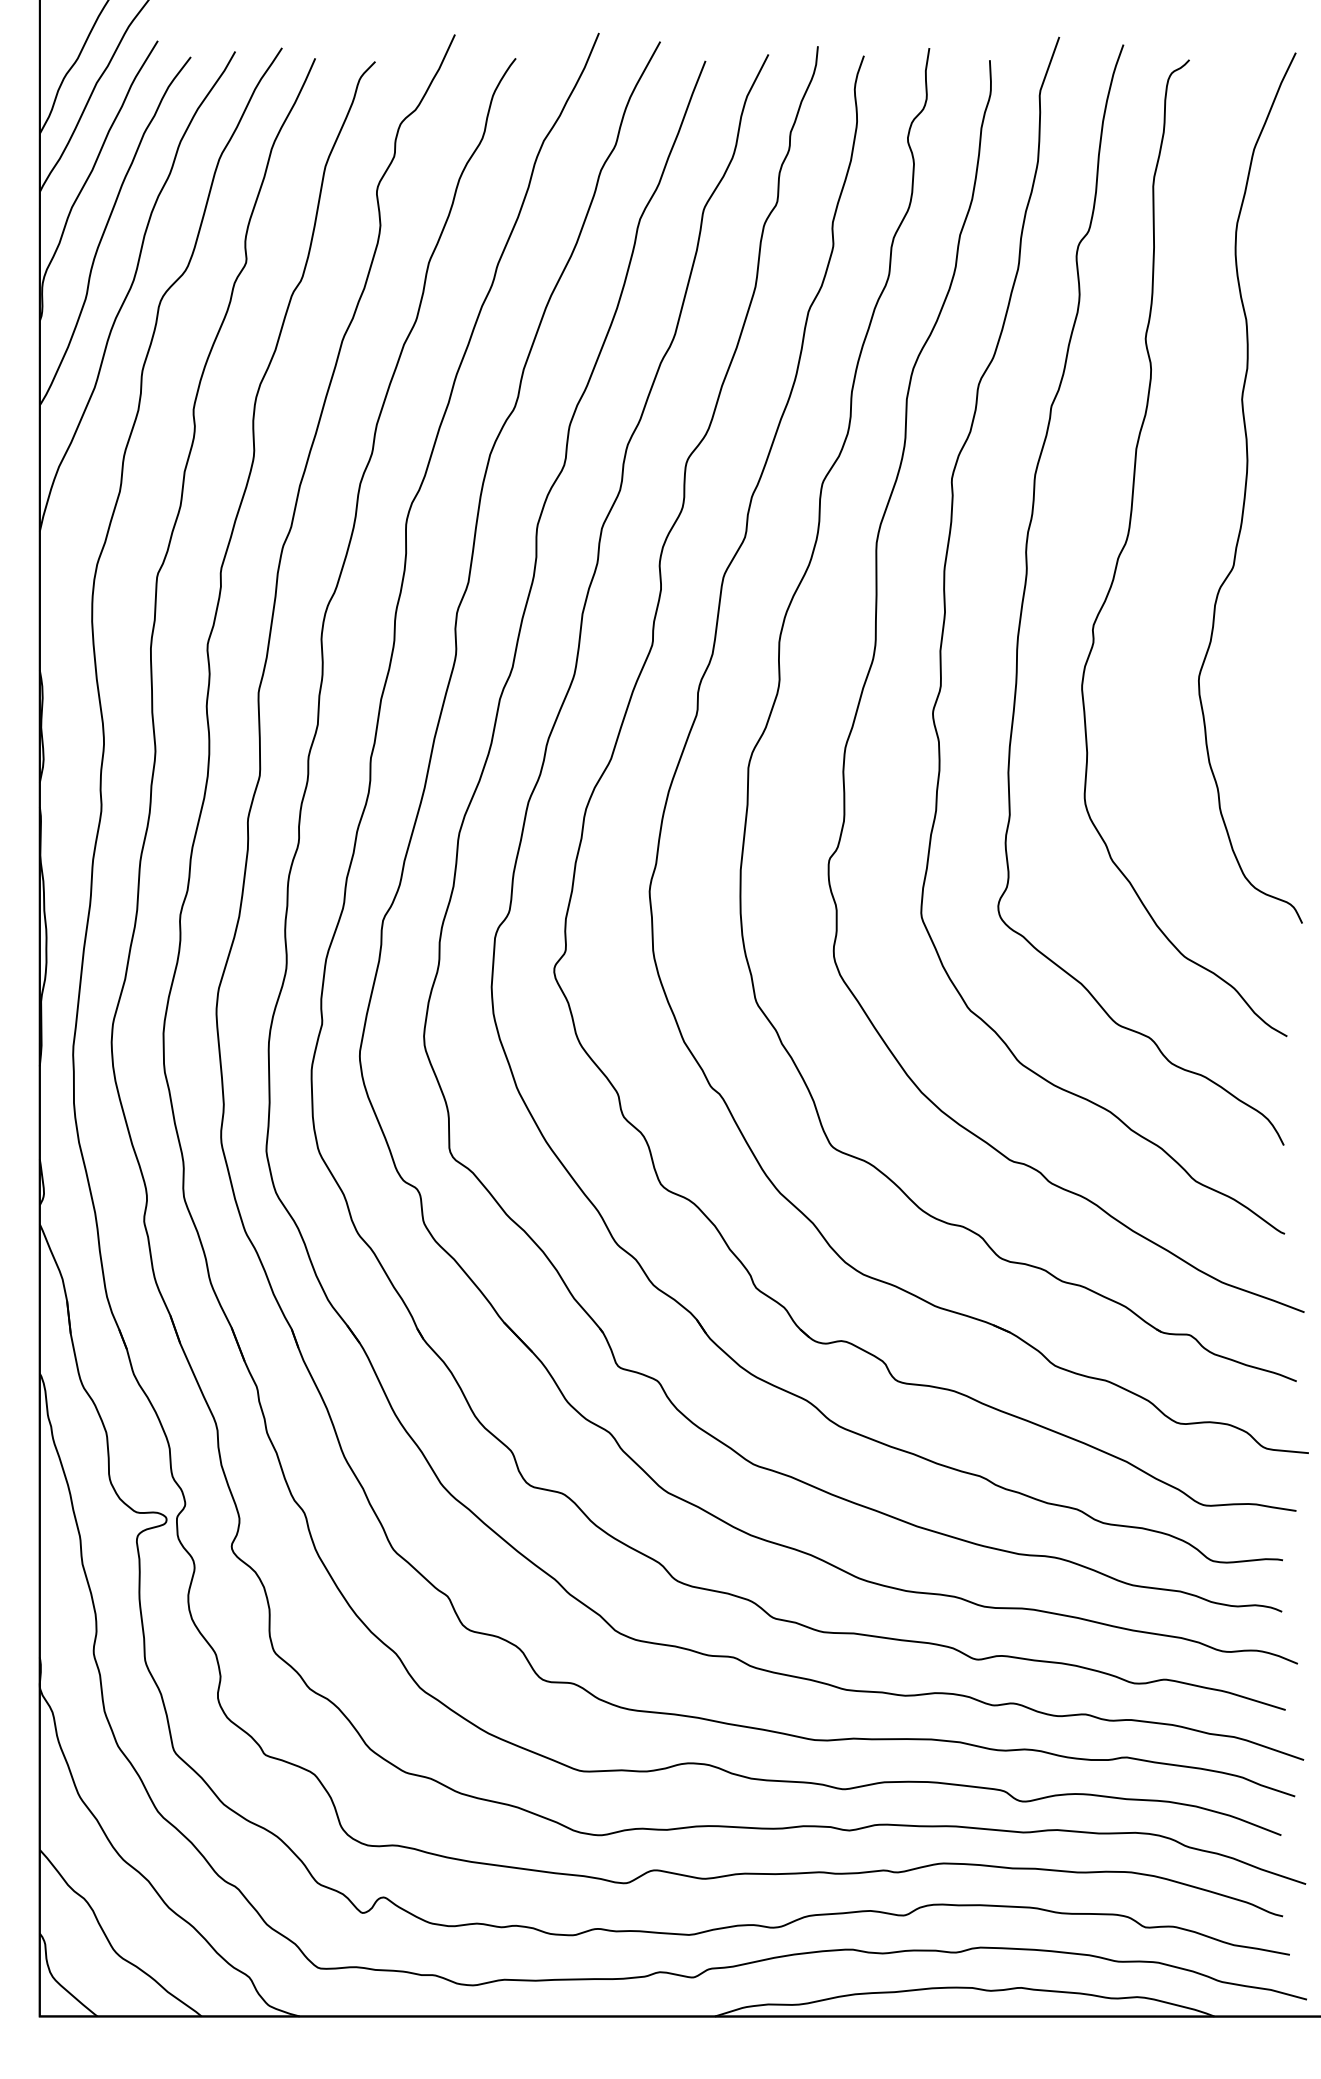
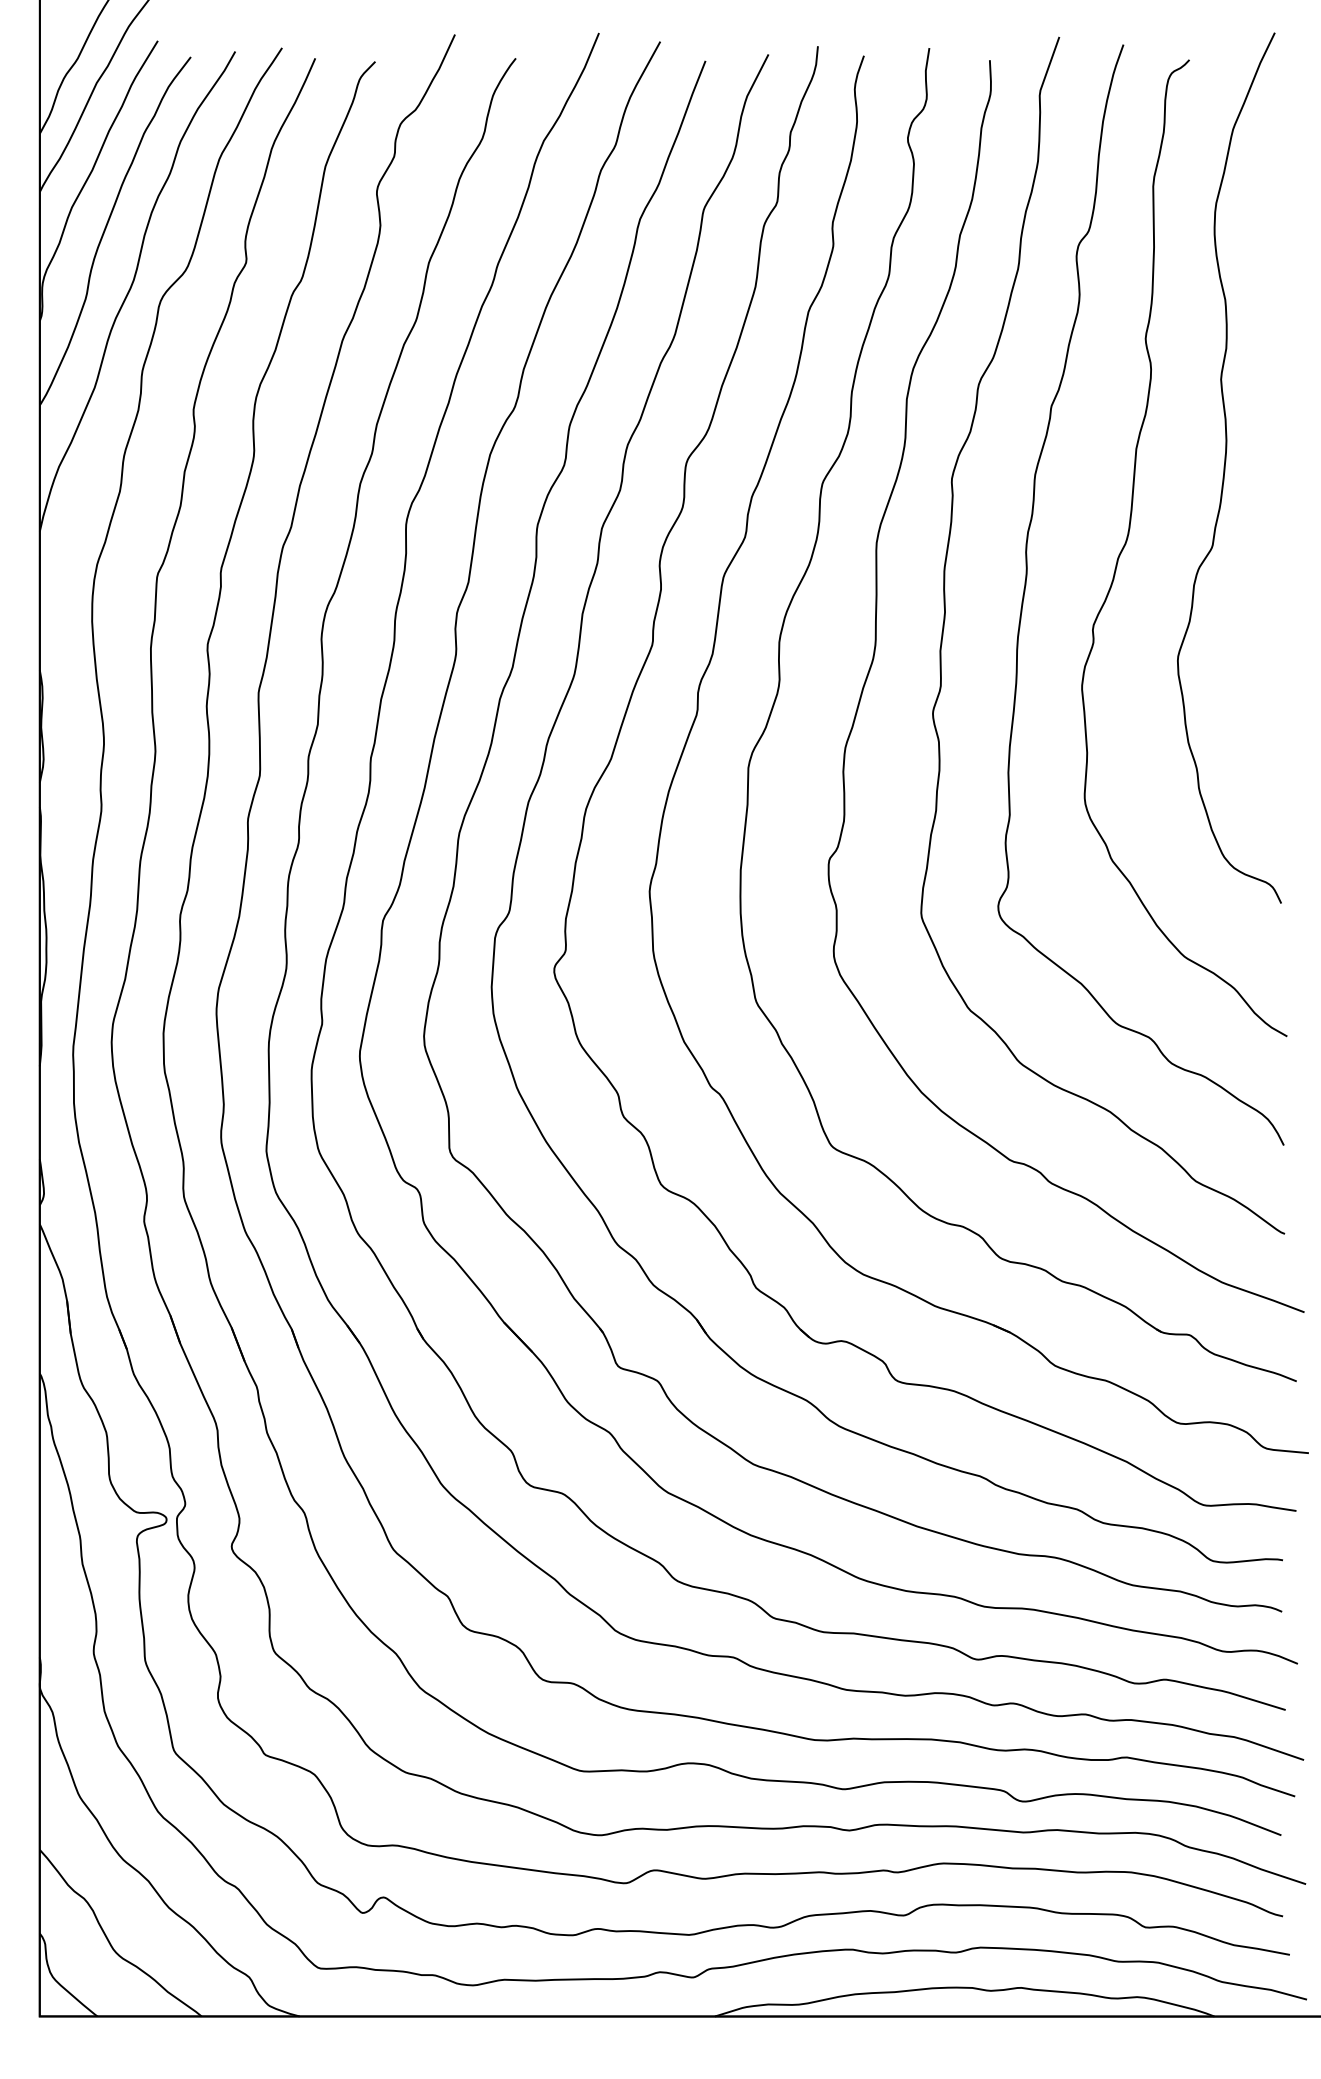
curve position: (1246, 487) -> (1225, 467) (1225, 467)
